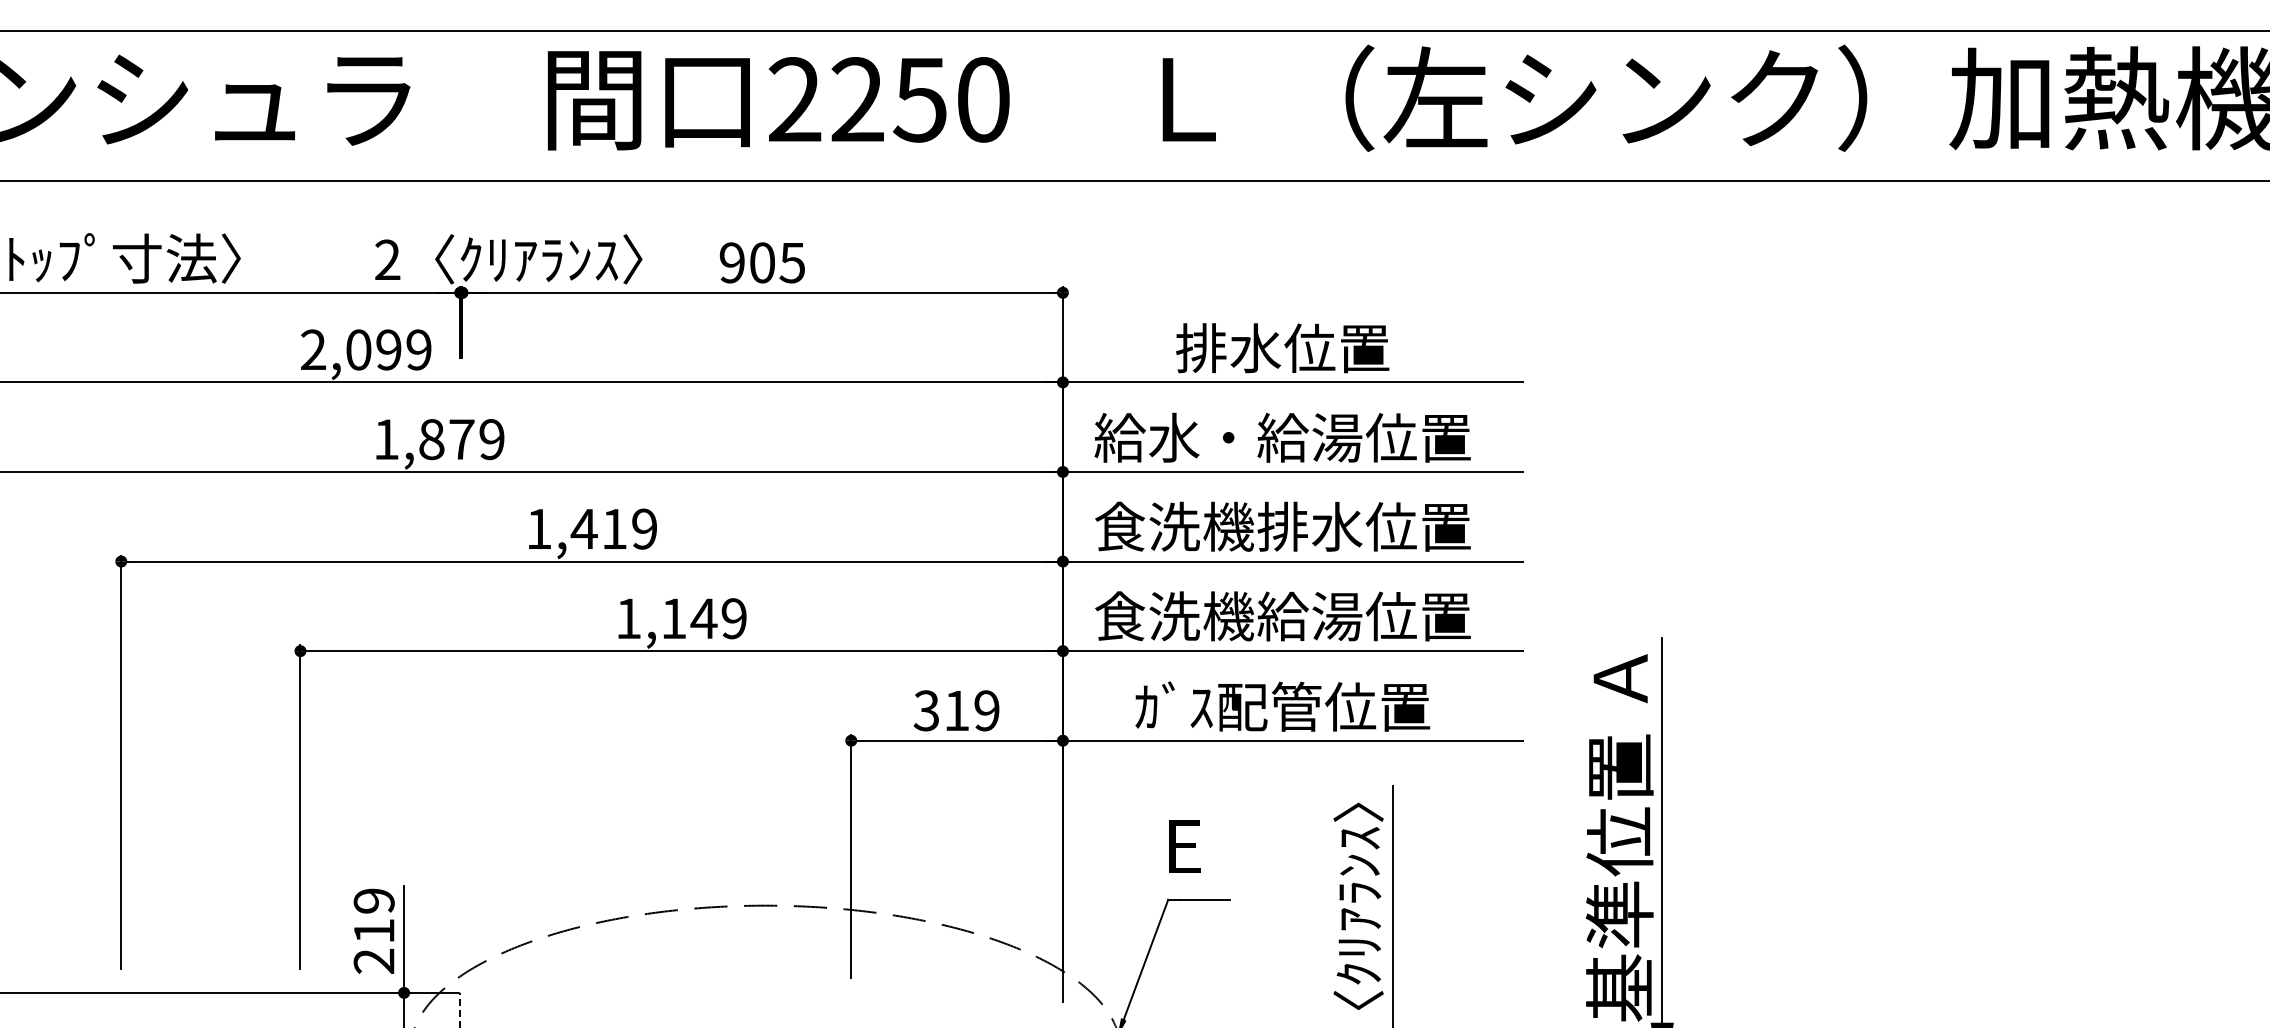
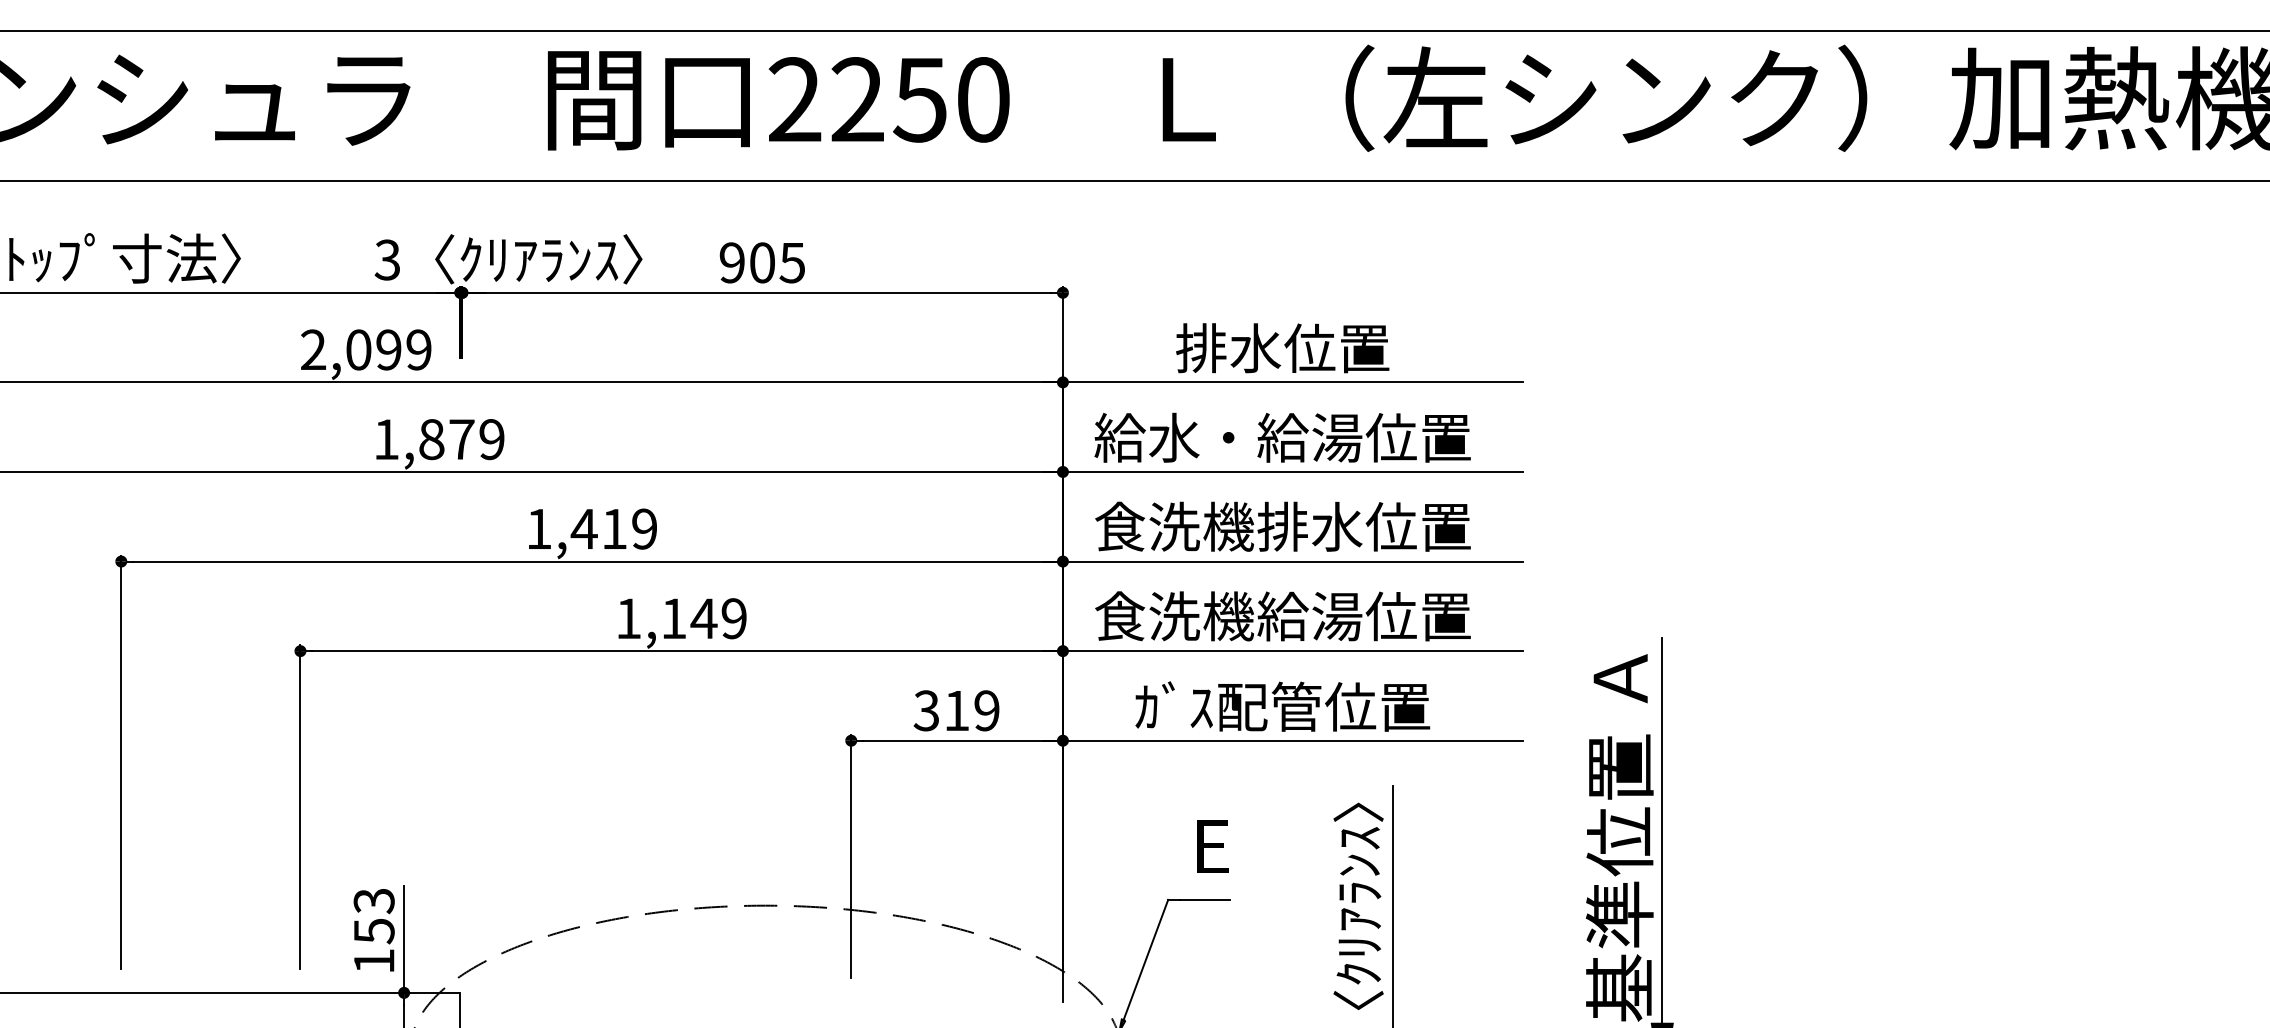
text: 2 -> 3 (387, 259)
text position: (1184, 846) -> (1212, 846) (1212, 846)
text: 219 -> 153 (373, 930)
line: dashed -> solid (460, 1009)
